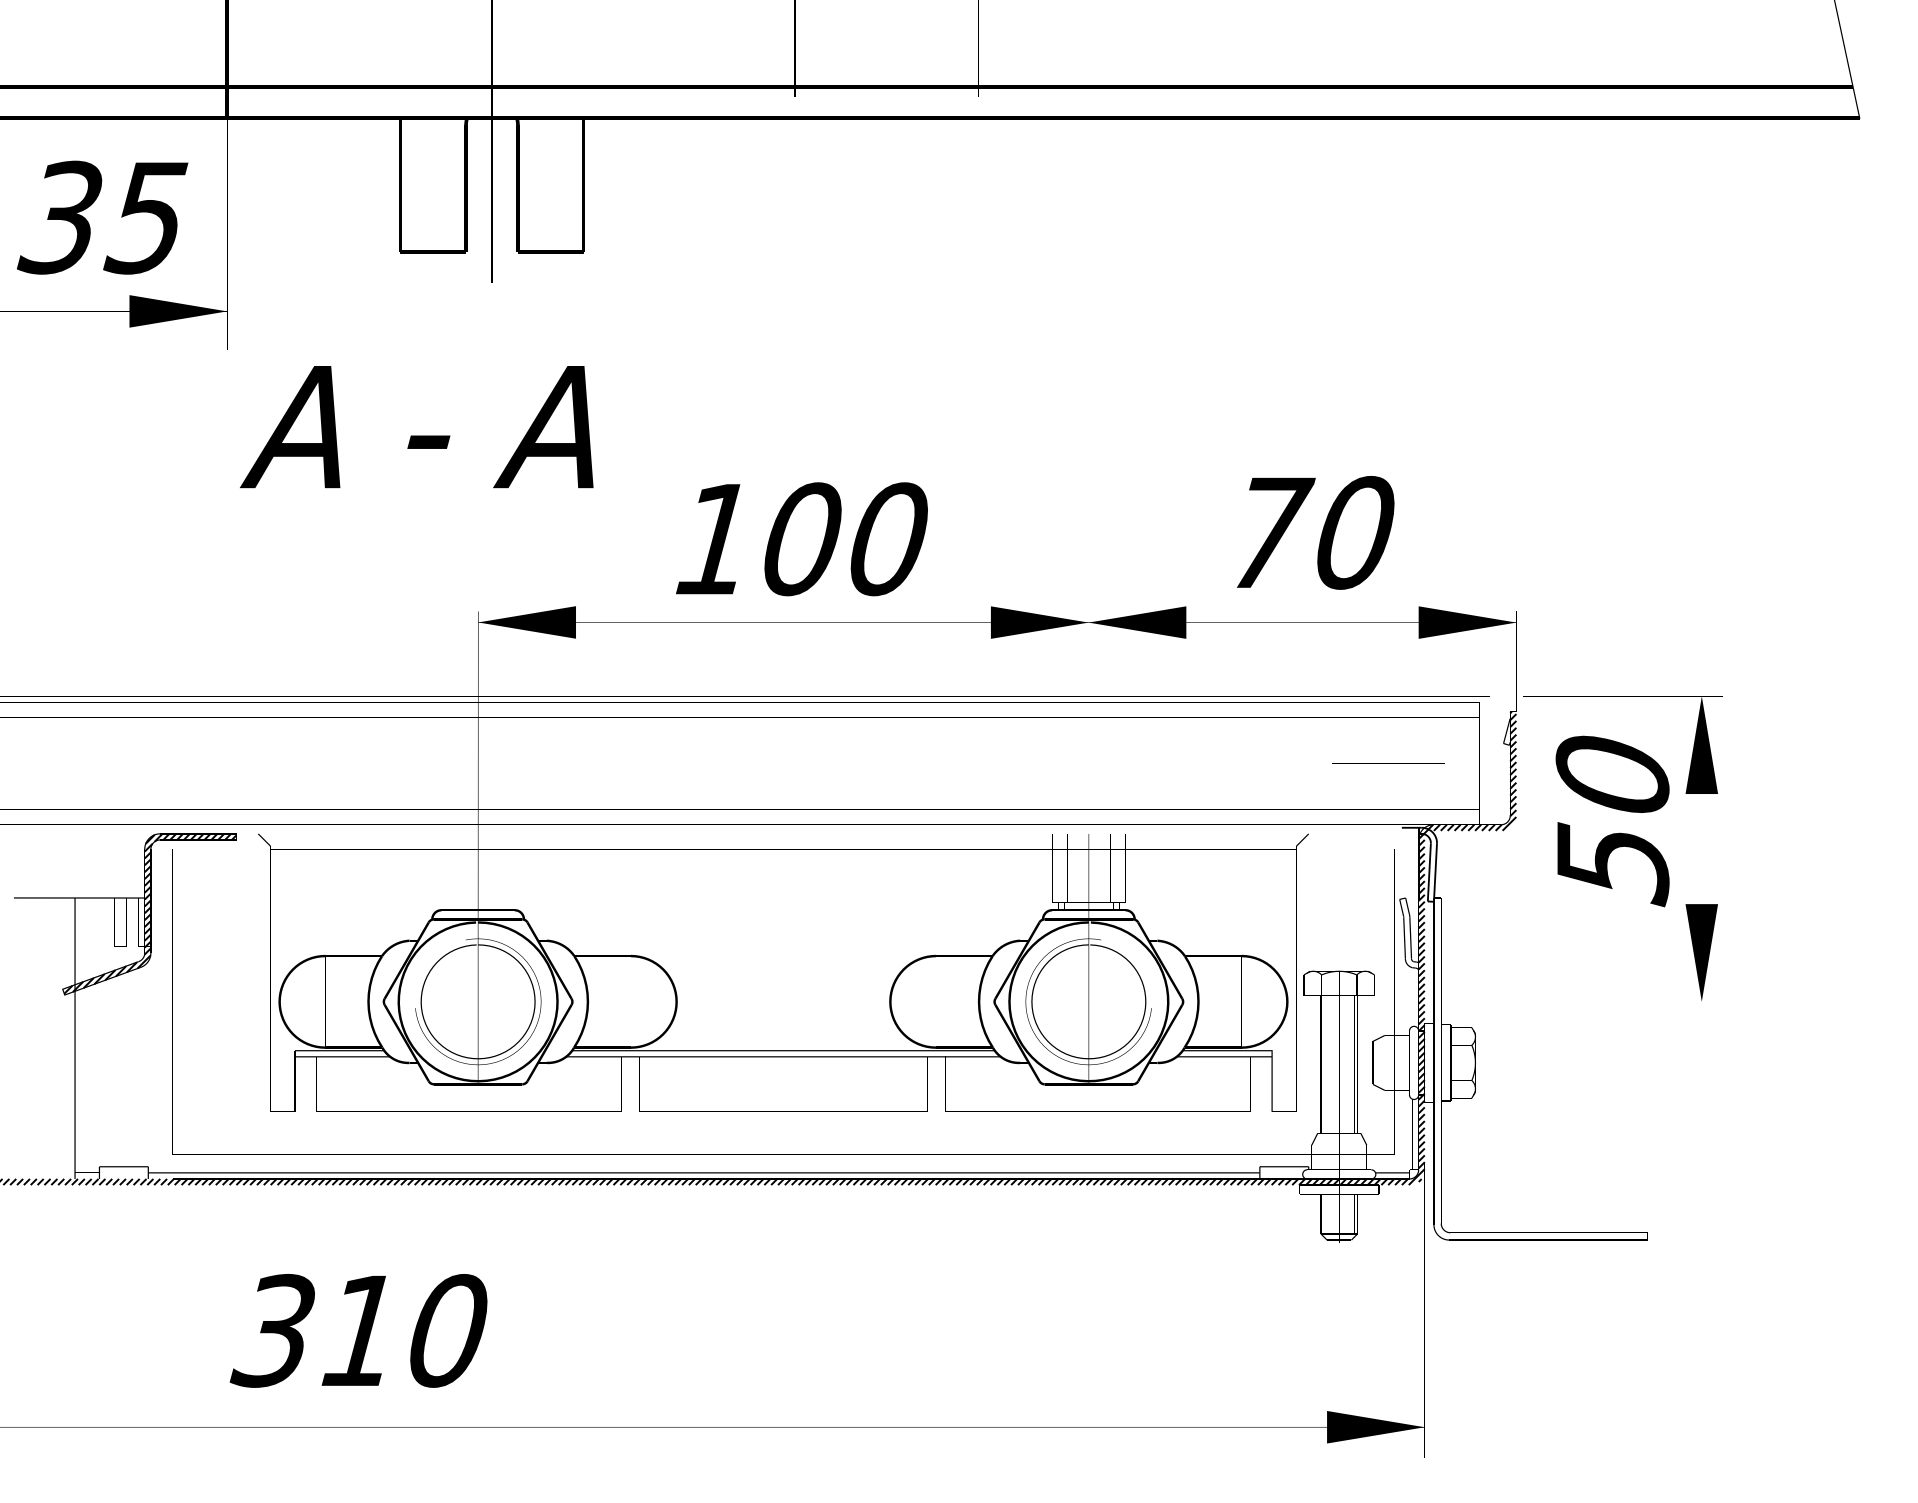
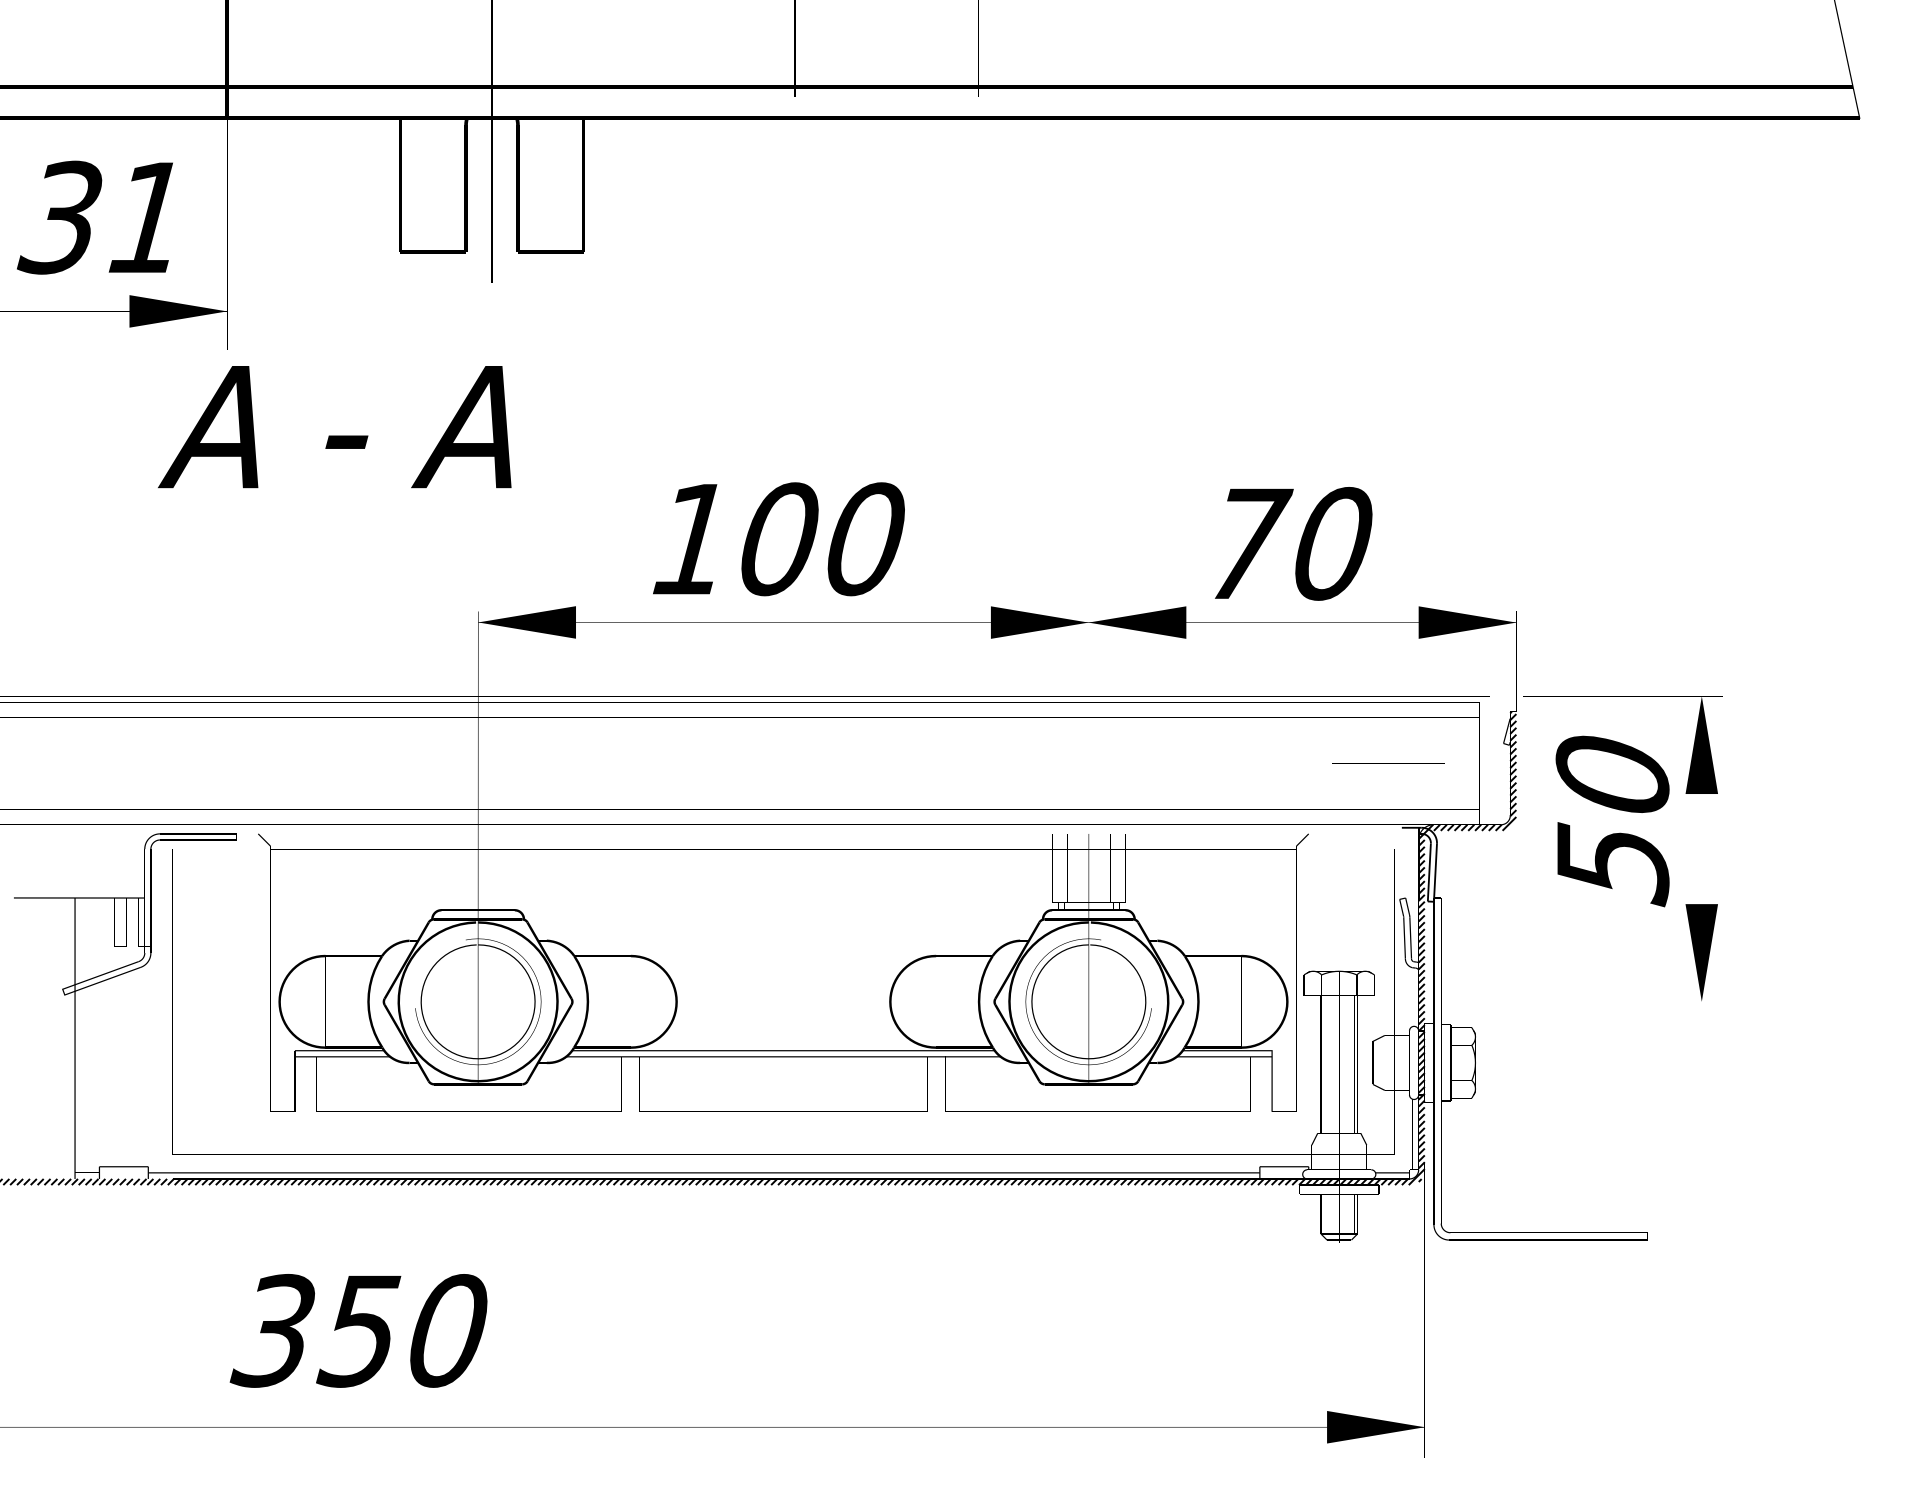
text: 35 -> 31 (145, 218)
text position: (416, 427) -> (334, 427) (334, 427)
text position: (1315, 532) -> (1293, 543) (1293, 543)
text position: (801, 539) -> (778, 539) (778, 539)
hatch: present -> none (150, 913)
text: 310 -> 350 (358, 1331)
